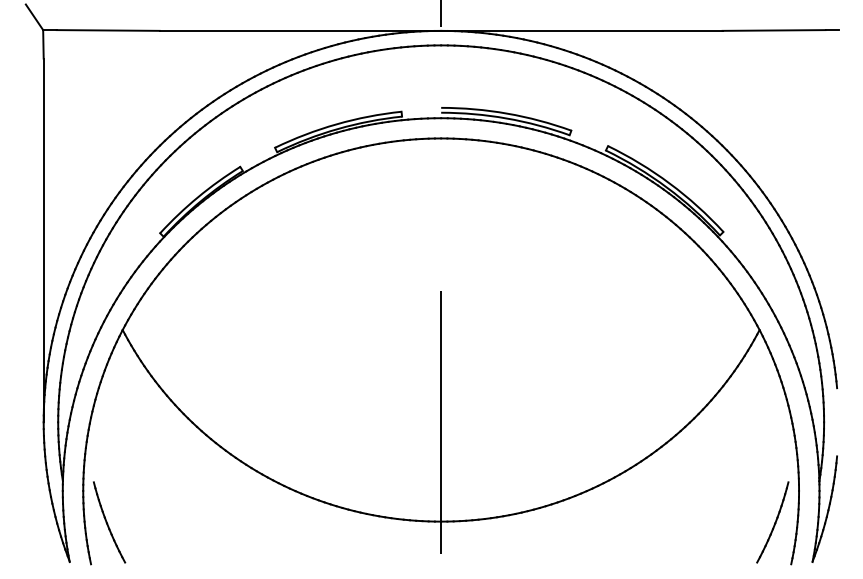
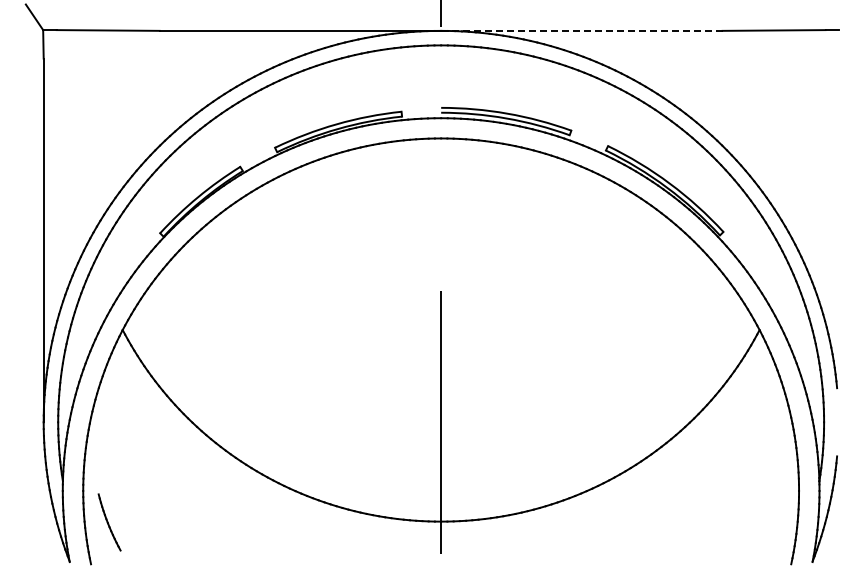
line: solid -> dashed (581, 30)
part size: 34x83 px -> 25x59 px (109, 522)
part: present -> none (772, 522)
